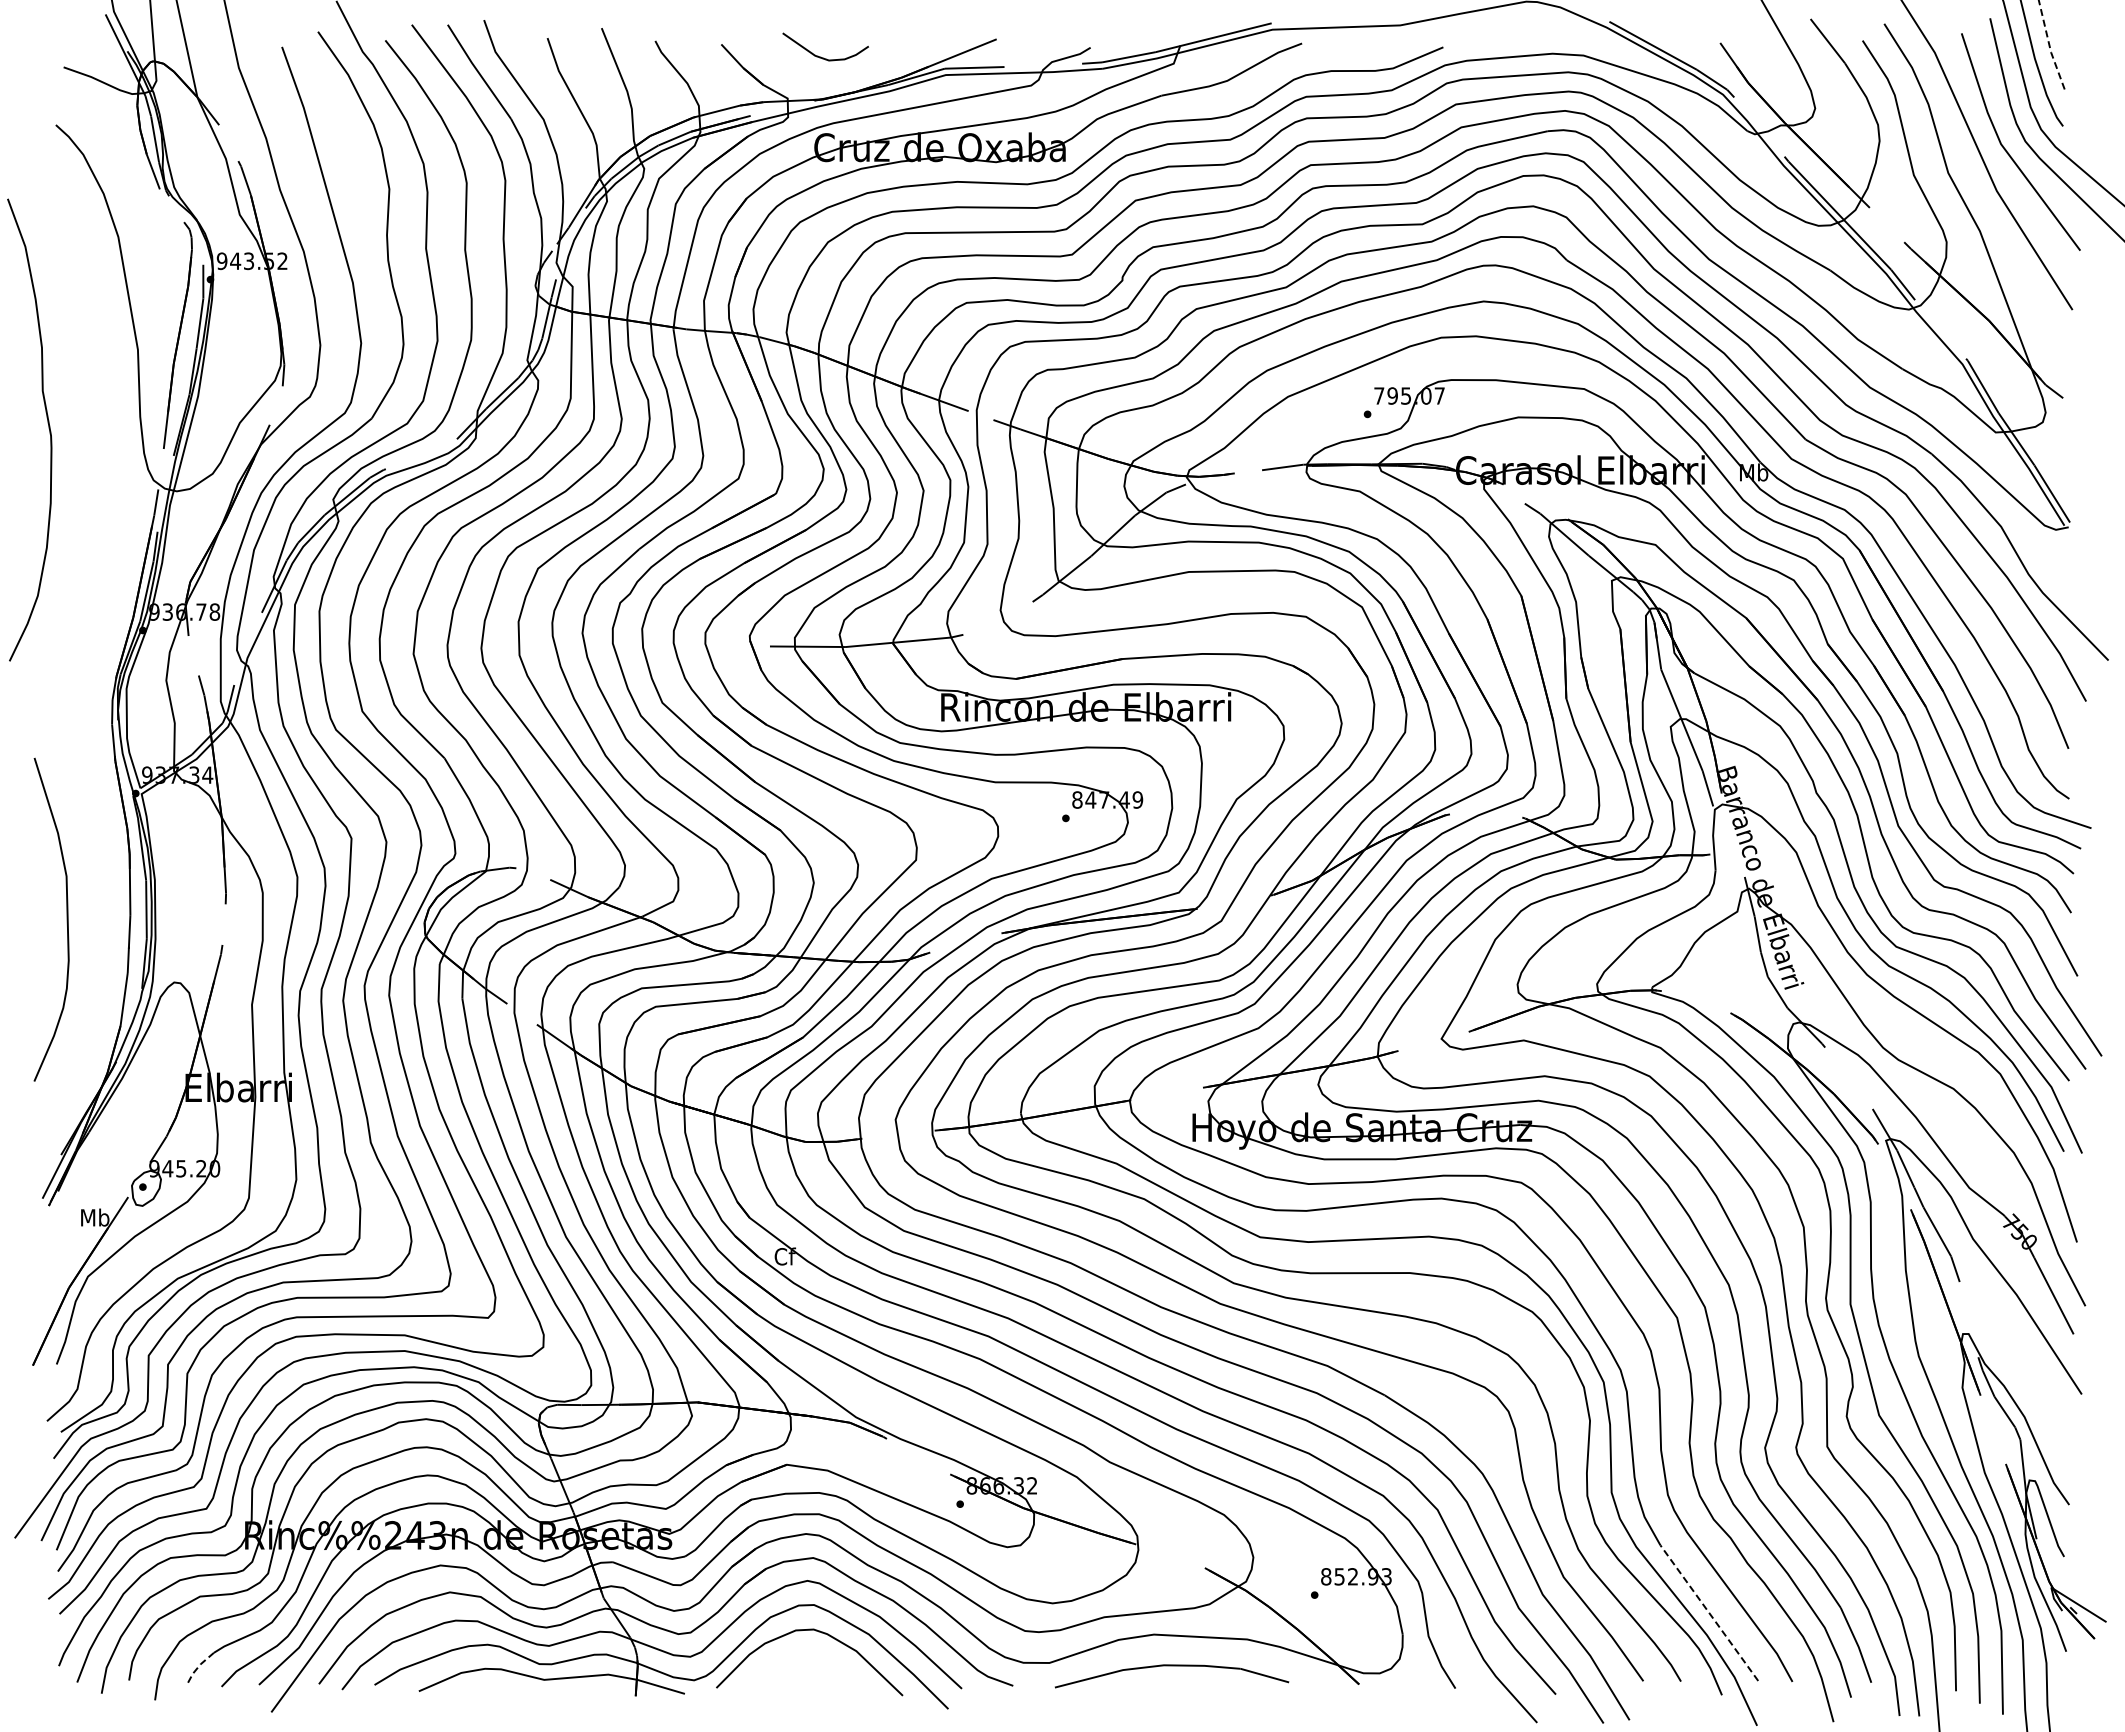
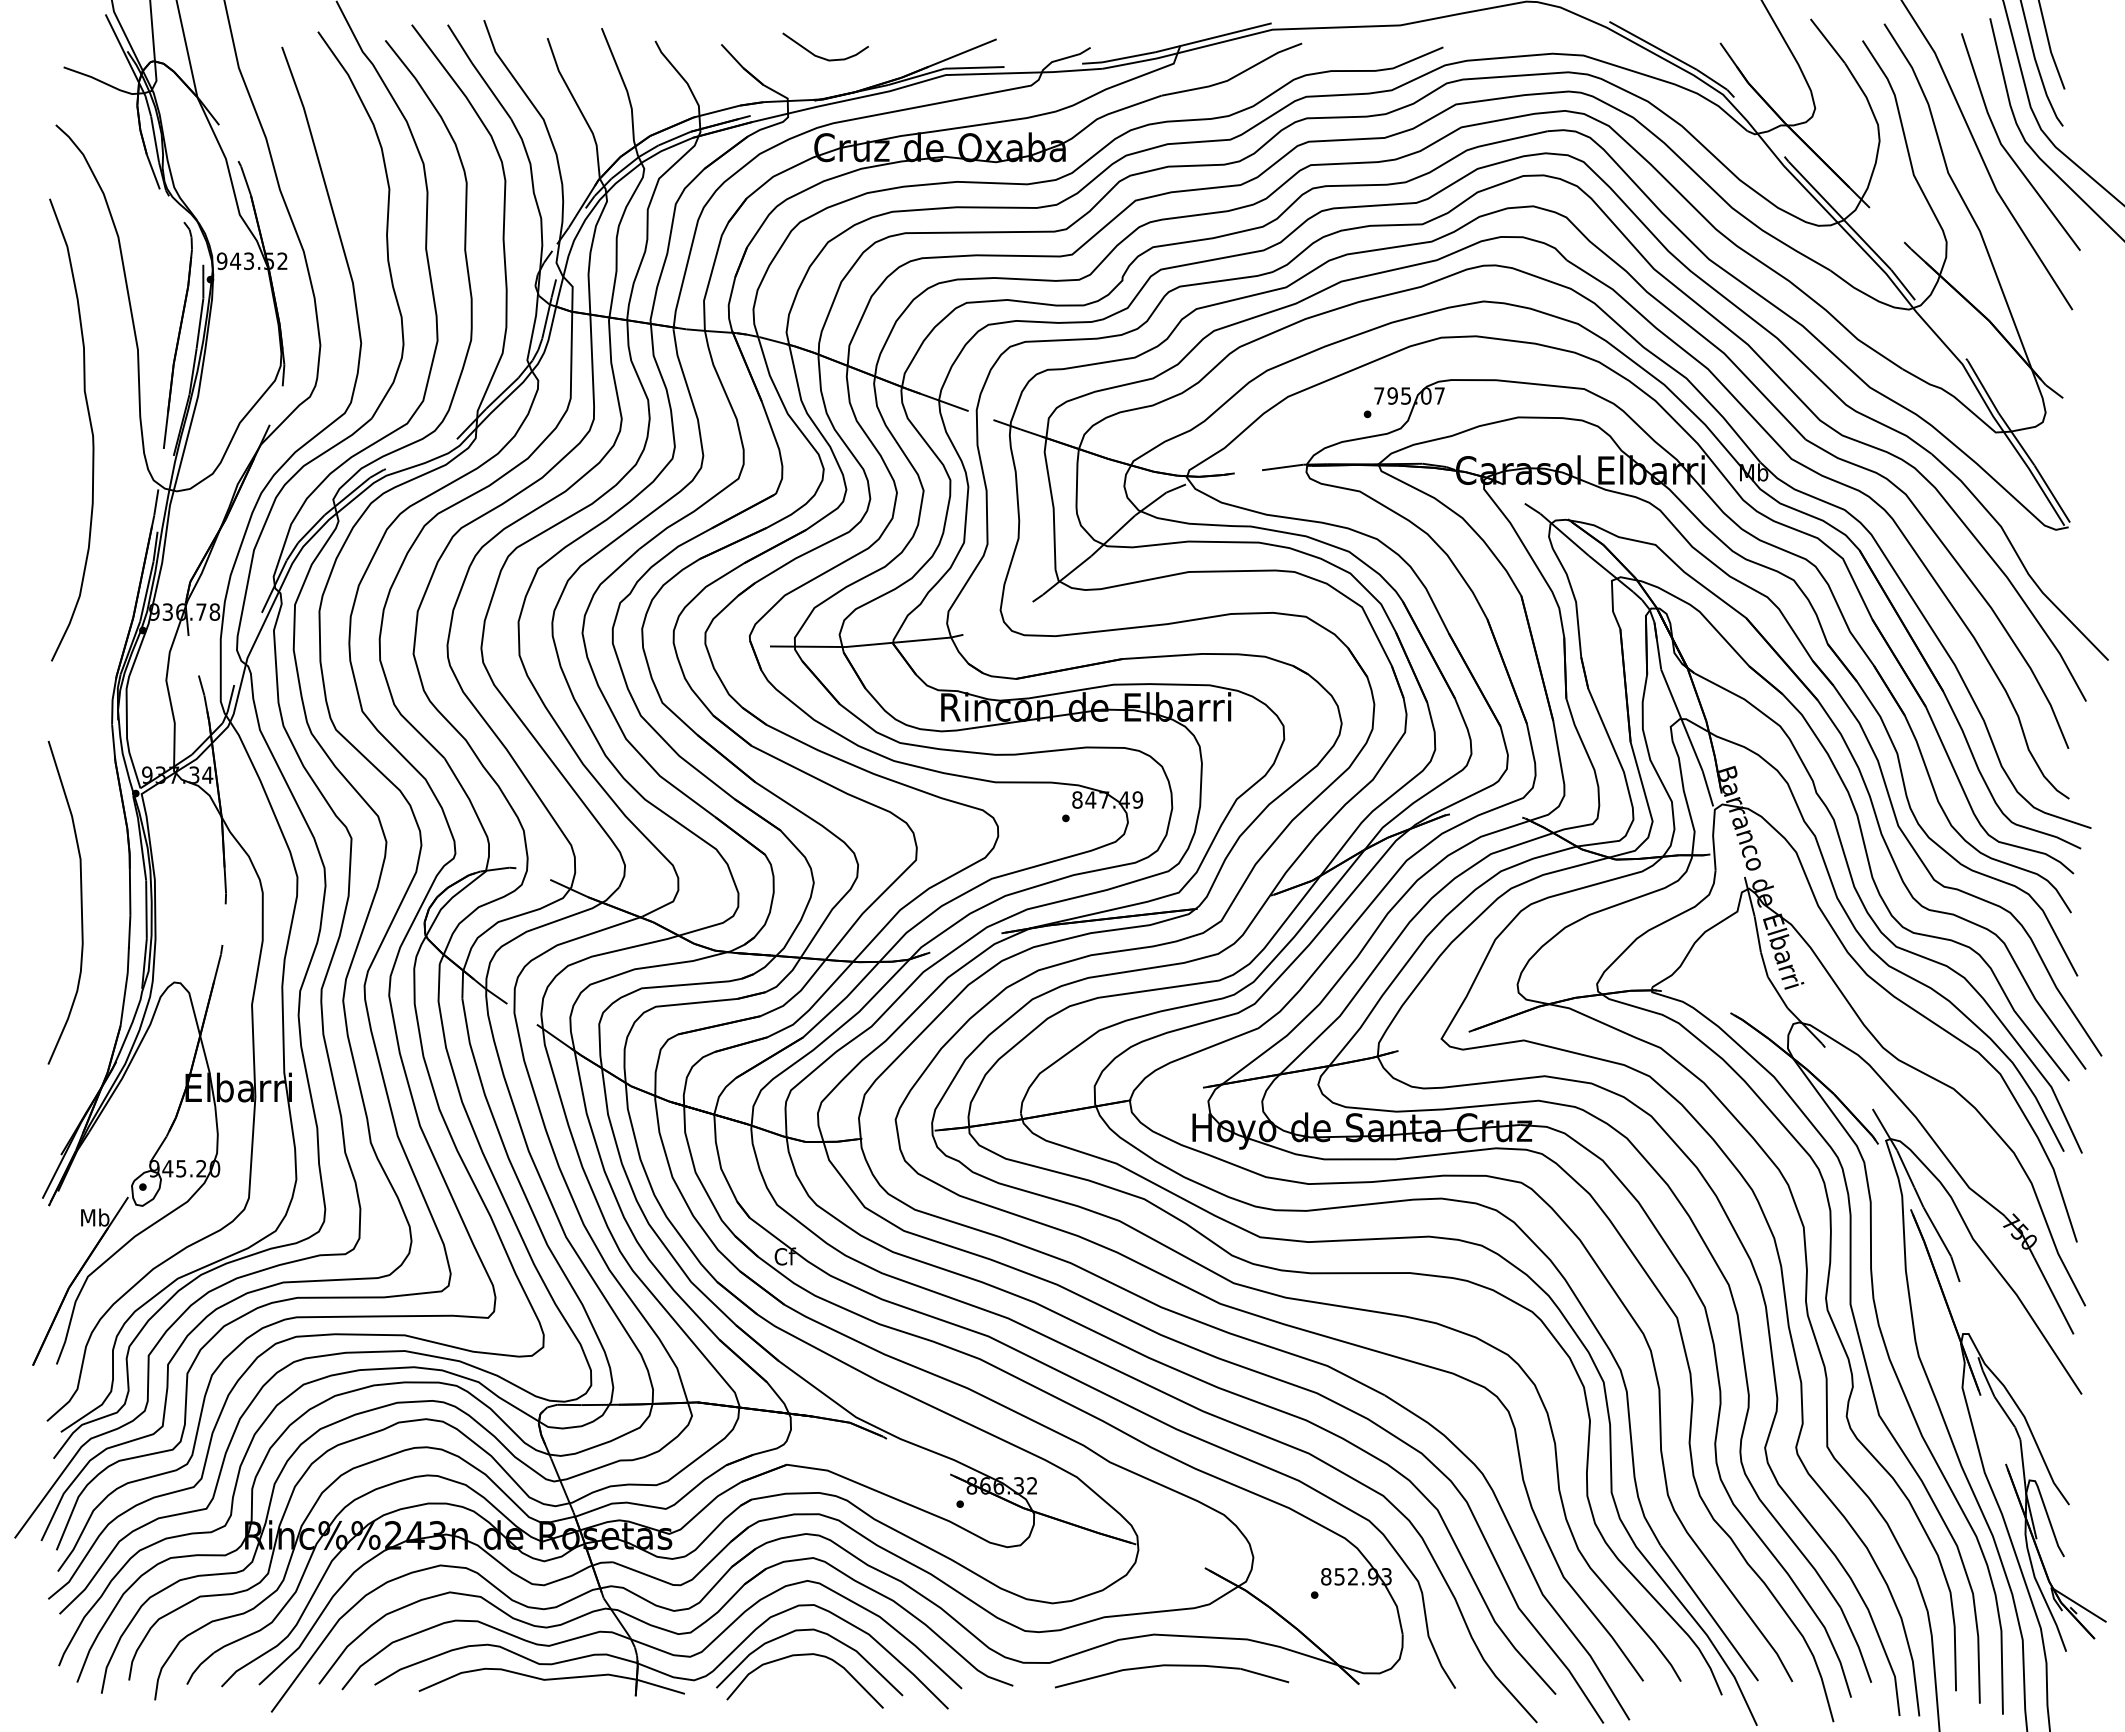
line: dashed -> solid (2049, 45)
curve position: (47, 423) -> (89, 423) (89, 423)
curve position: (66, 919) -> (80, 902) (80, 902)
line: dashed -> solid (1709, 1613)
curve: none -> present (804, 1655)
line: dashed -> solid (198, 1667)
